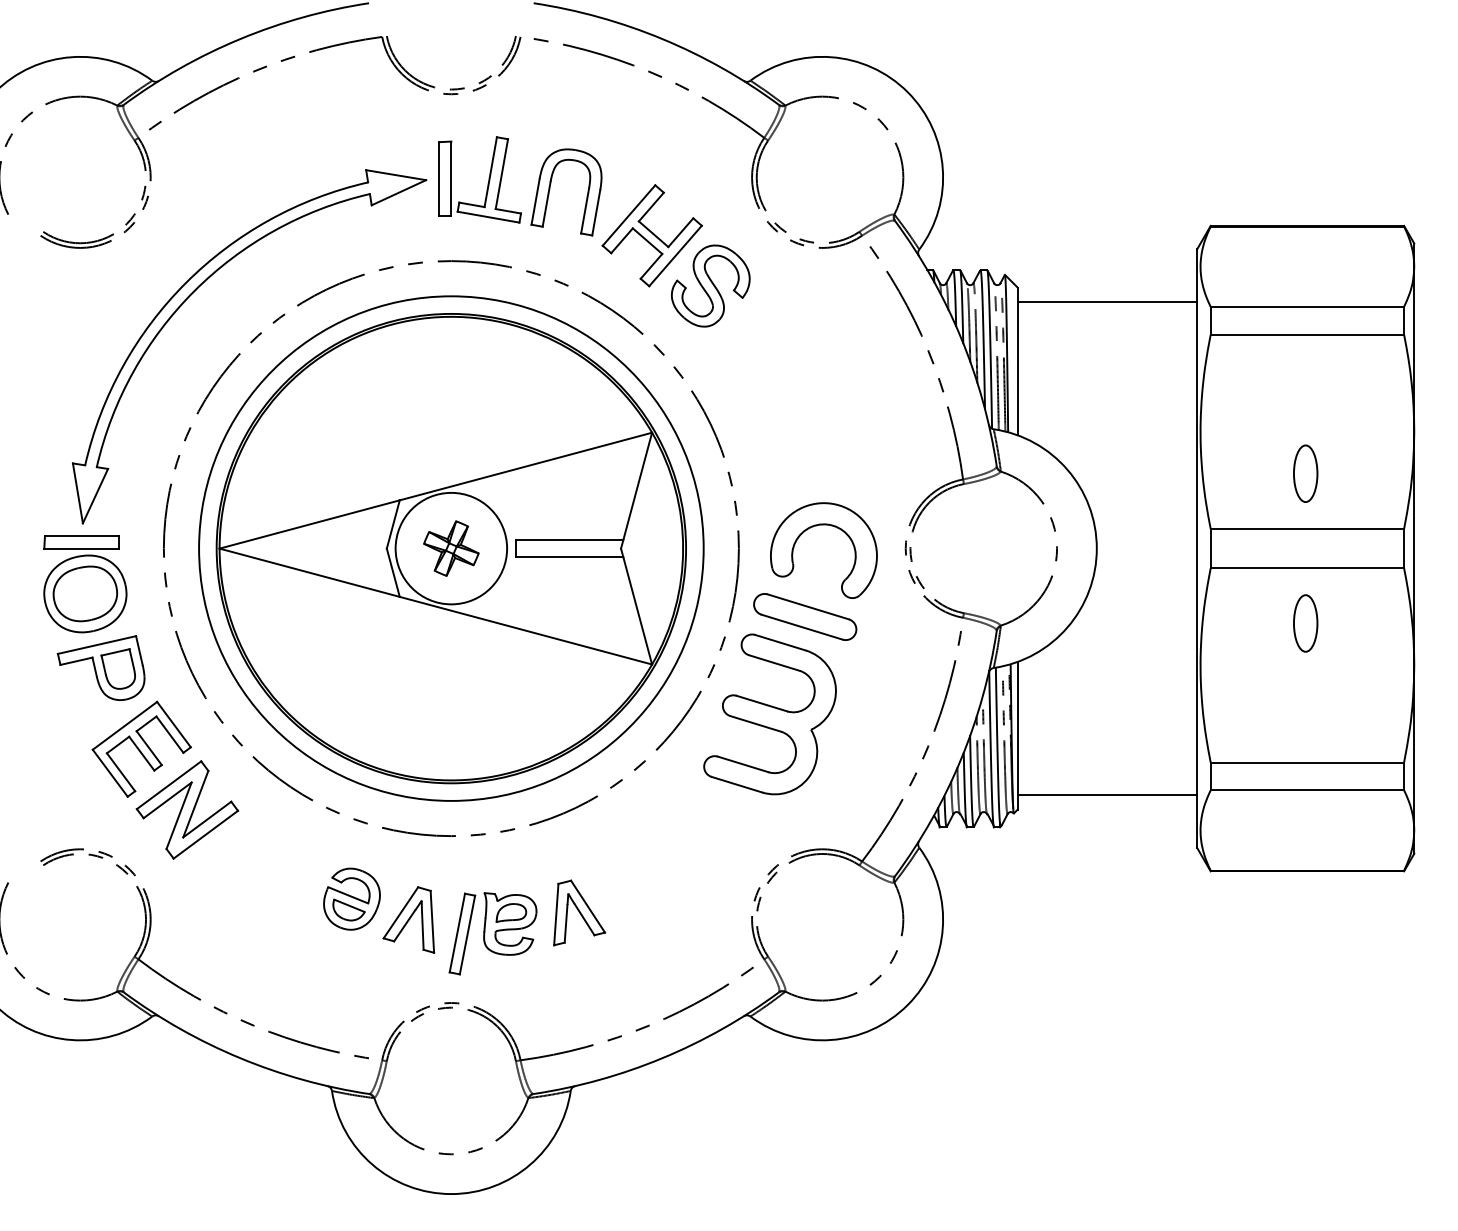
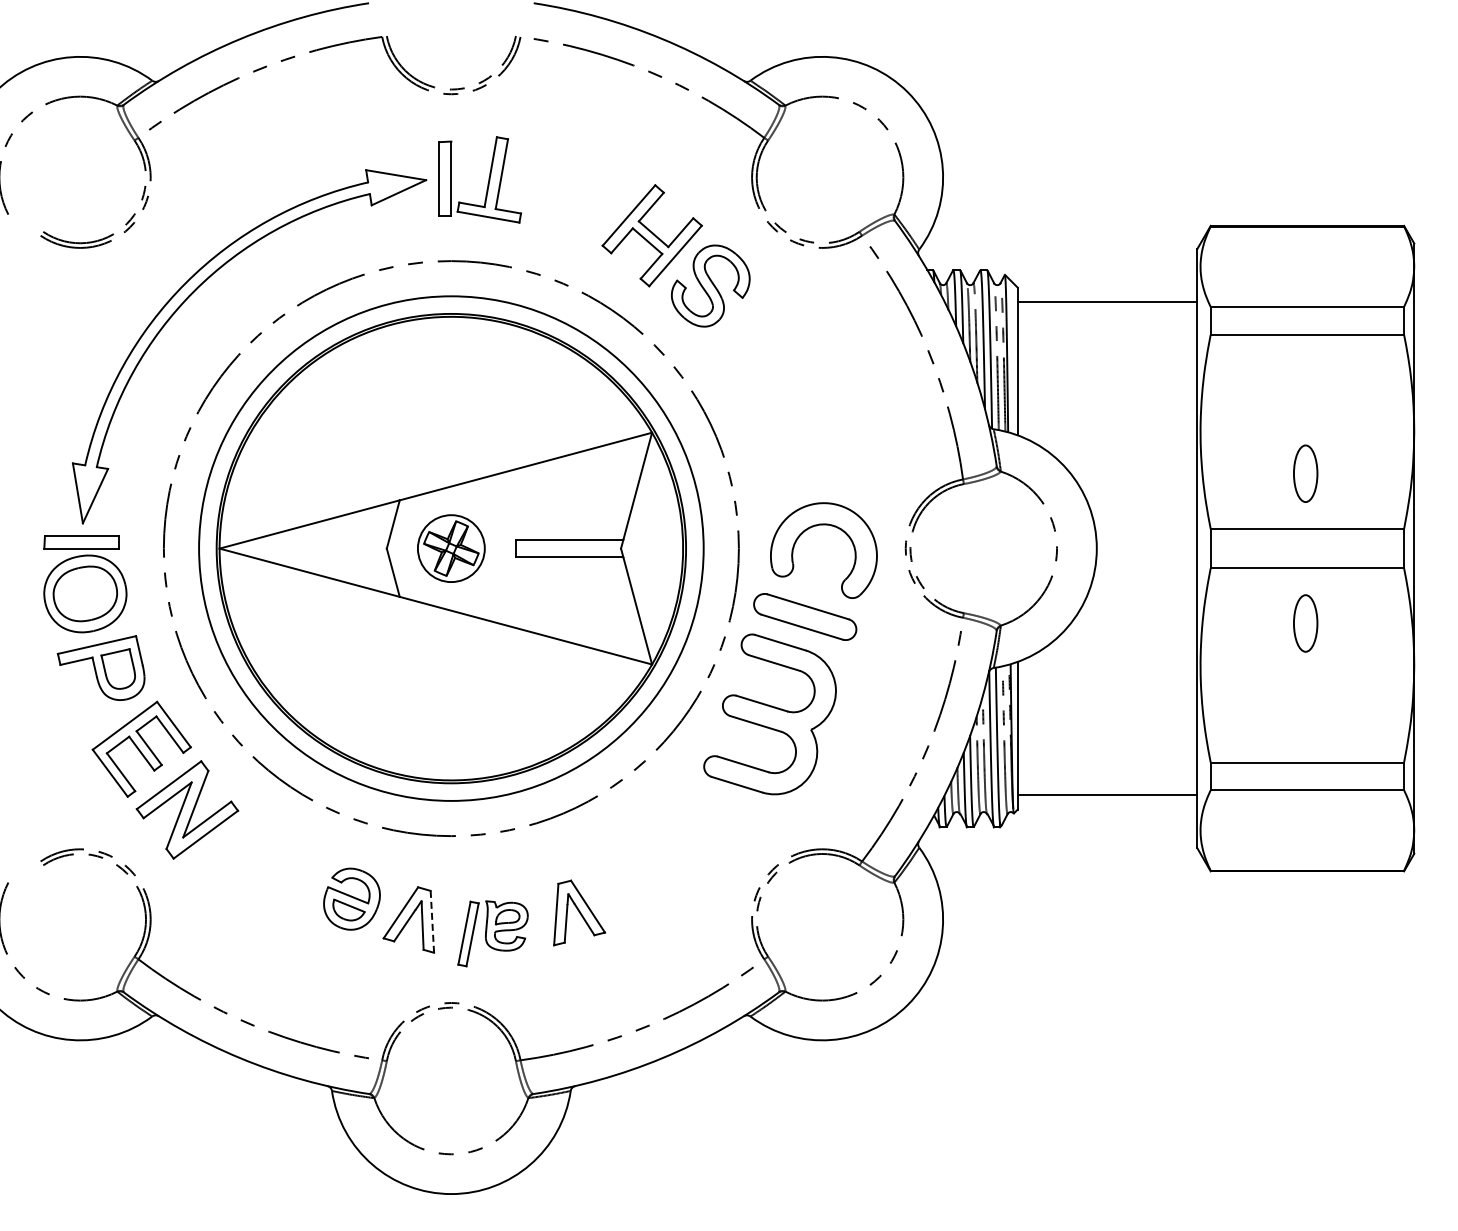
part: present -> none (550, 189)
circle diameter: 111 px -> 67 px (450, 548)
line: solid -> dashed (432, 921)
part size: 90x84 px -> 72x68 px (492, 933)
